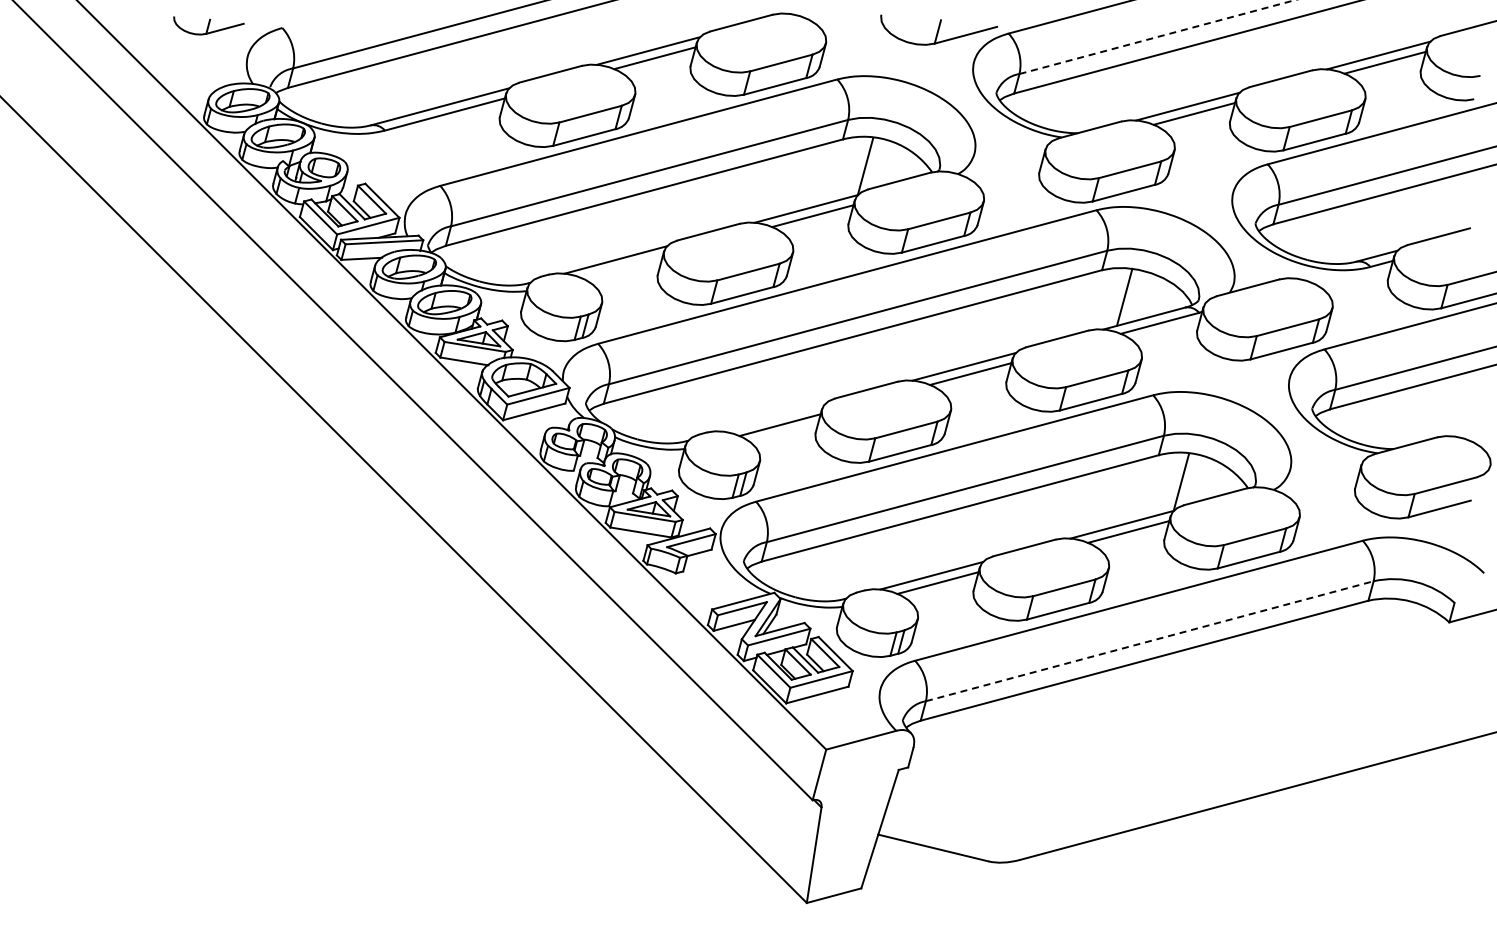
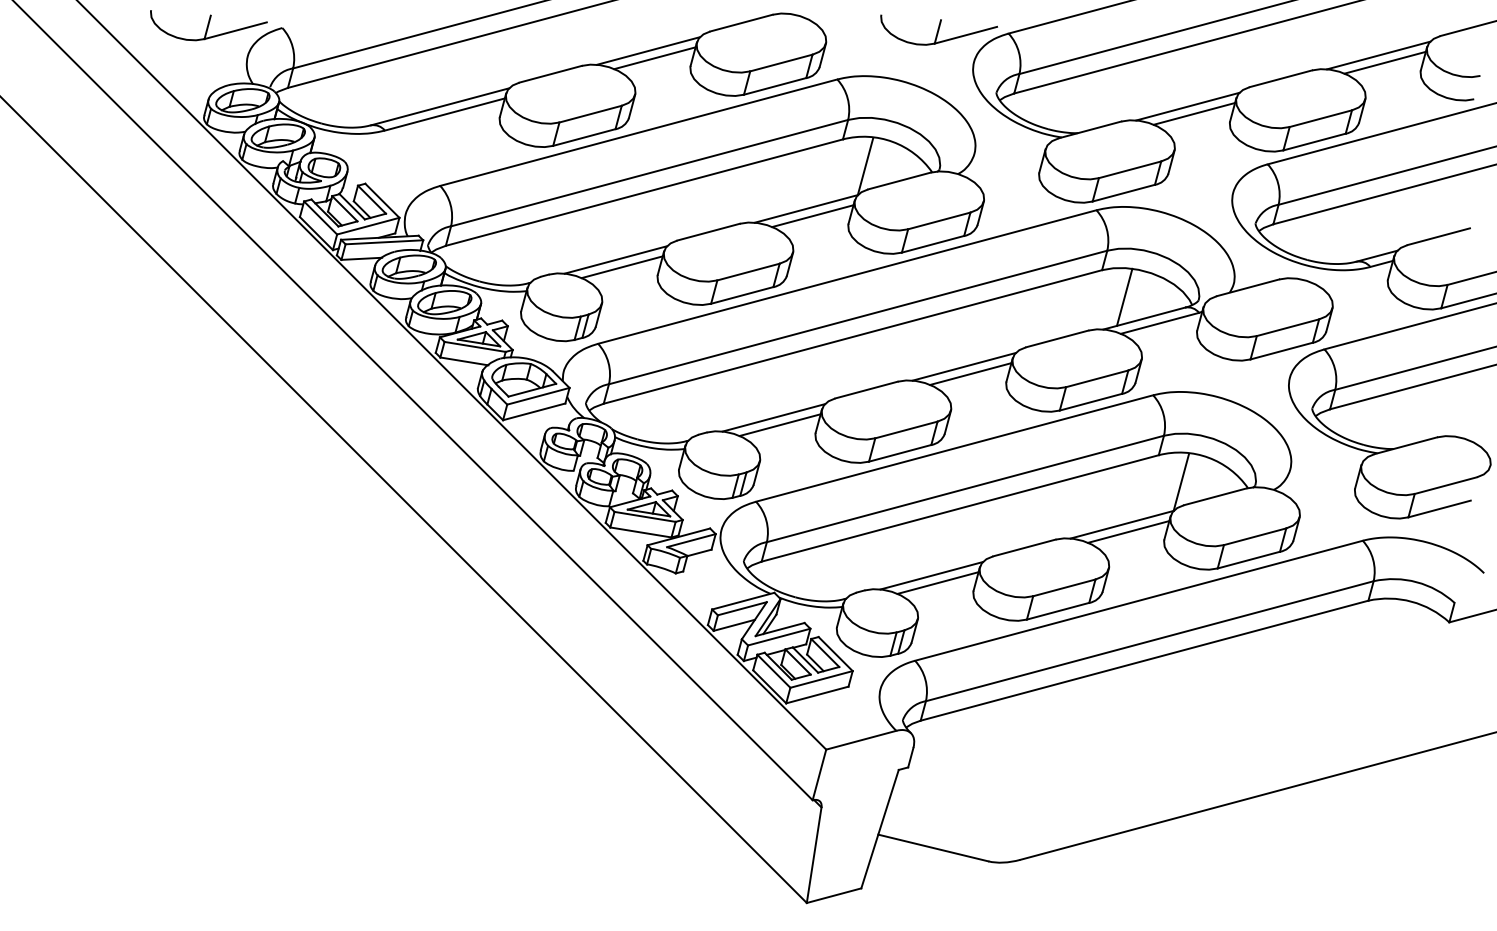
part size: 72x20 px -> 118x32 px (208, 25)
line: dashed -> solid (1157, 37)
line: none -> present (621, 267)
line: none -> present (773, 417)
line: dashed -> solid (1149, 641)
